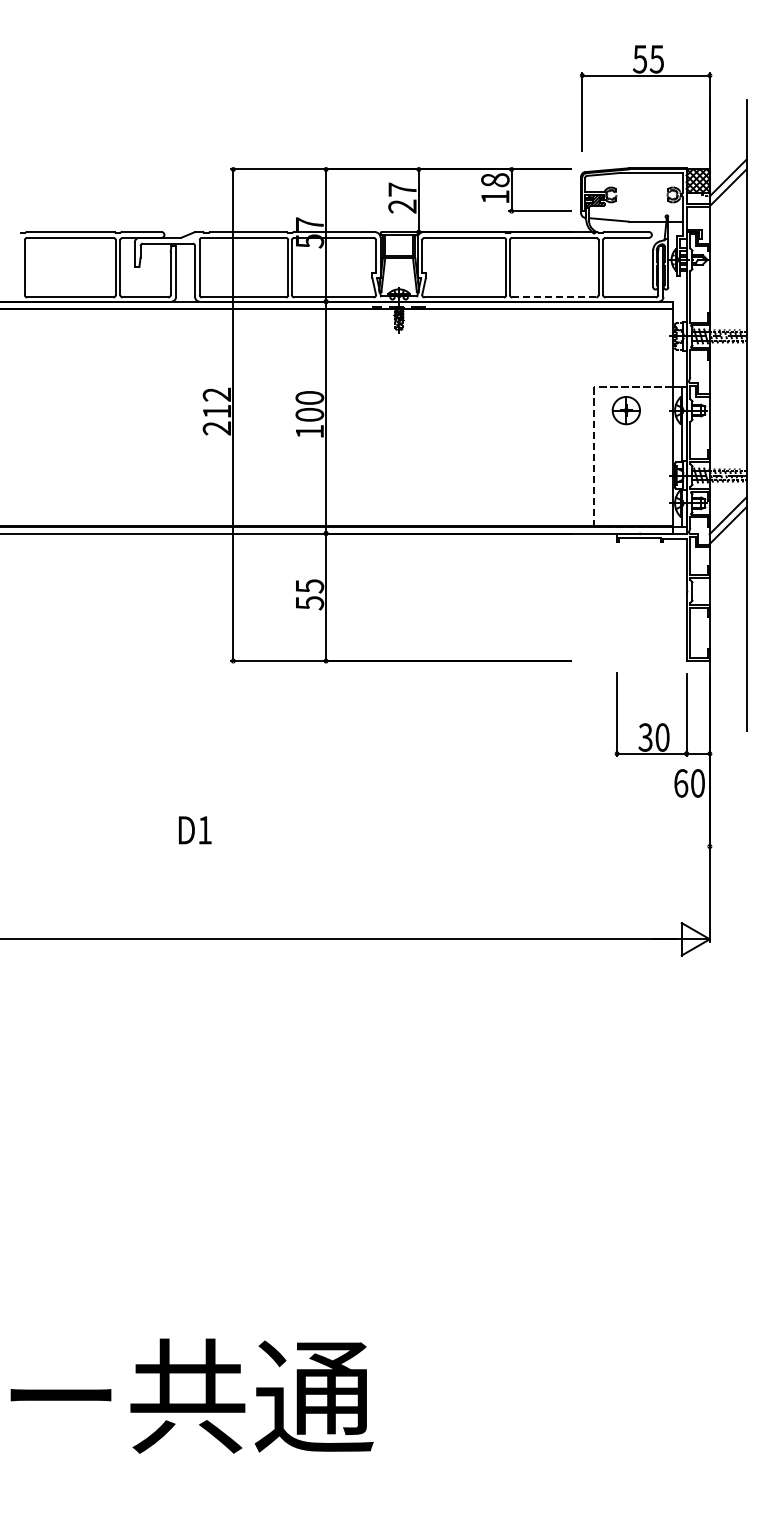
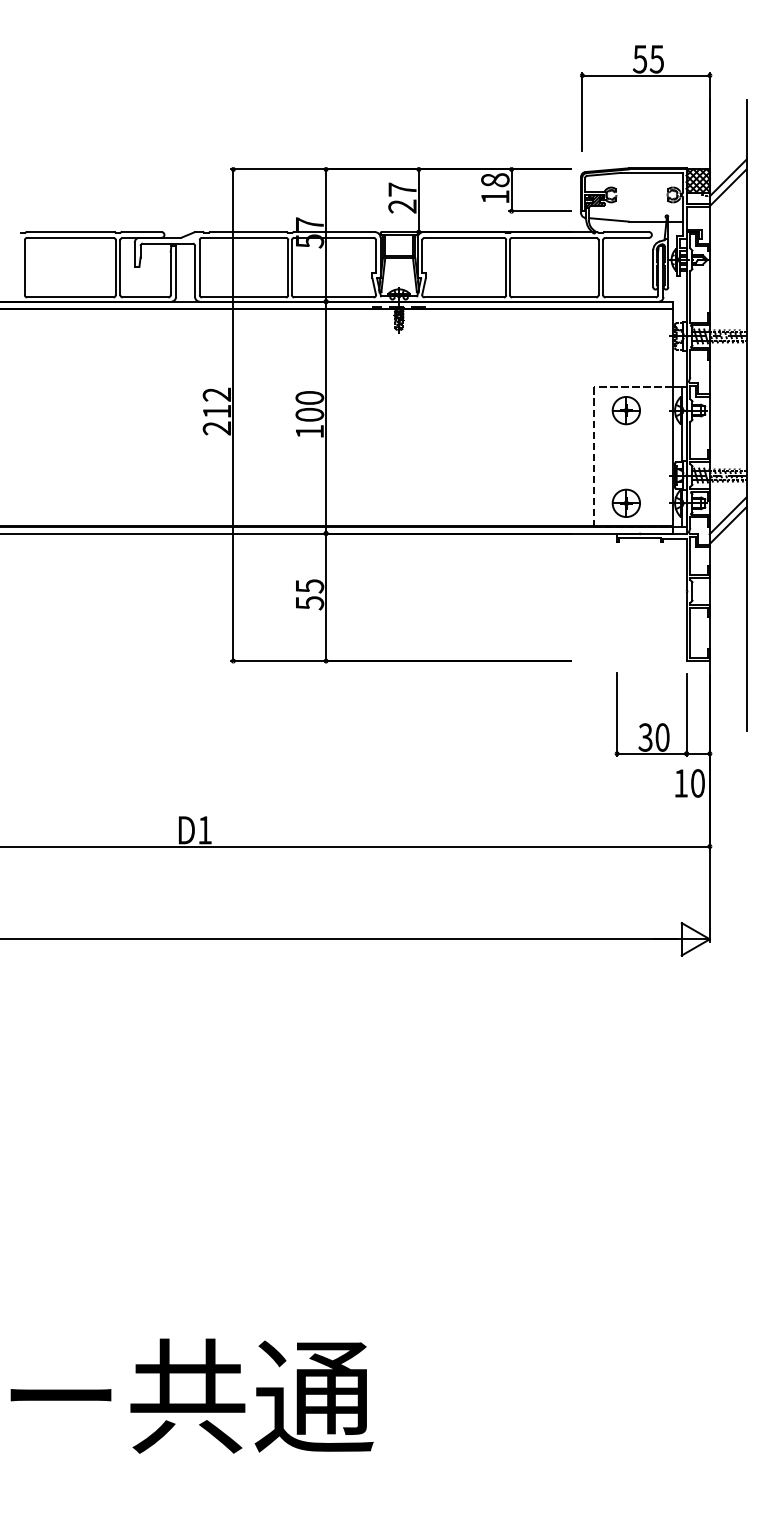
line: dashed -> solid (554, 297)
part: none -> present (625, 502)
text: 60 -> 10 (681, 783)
line: none -> present (355, 846)
